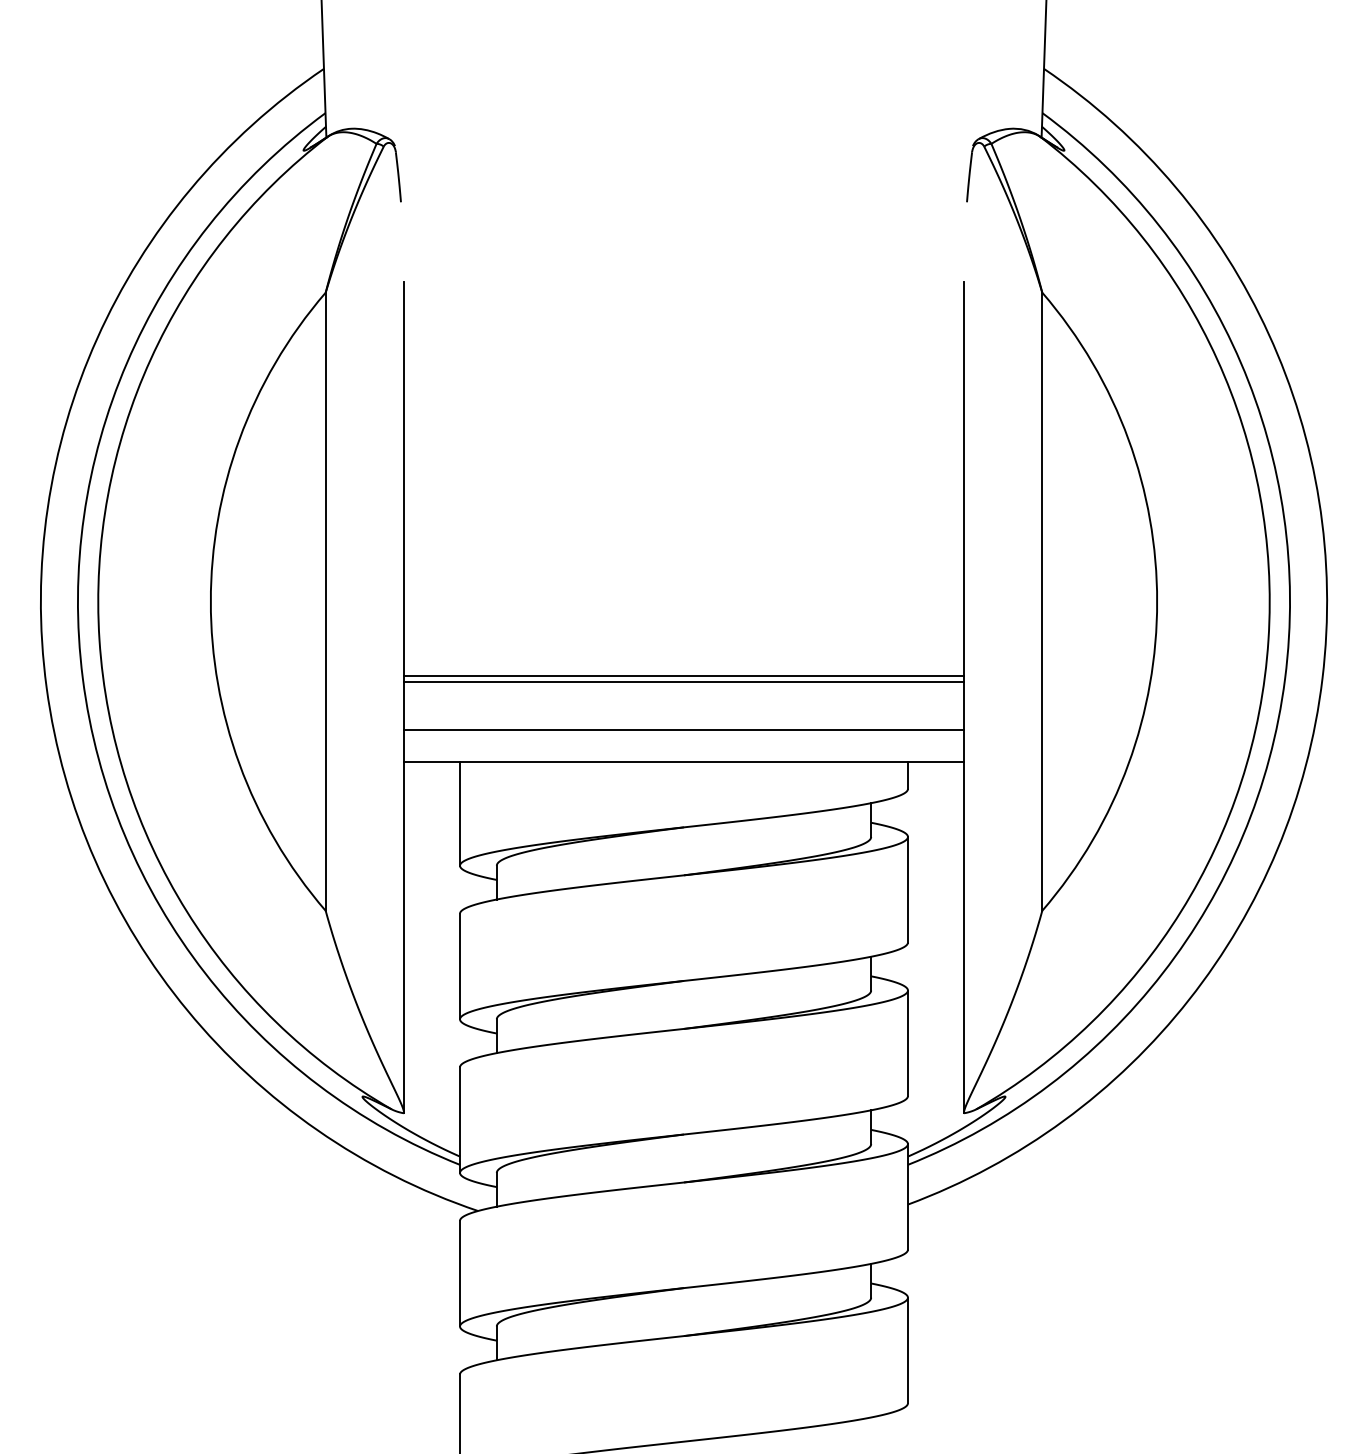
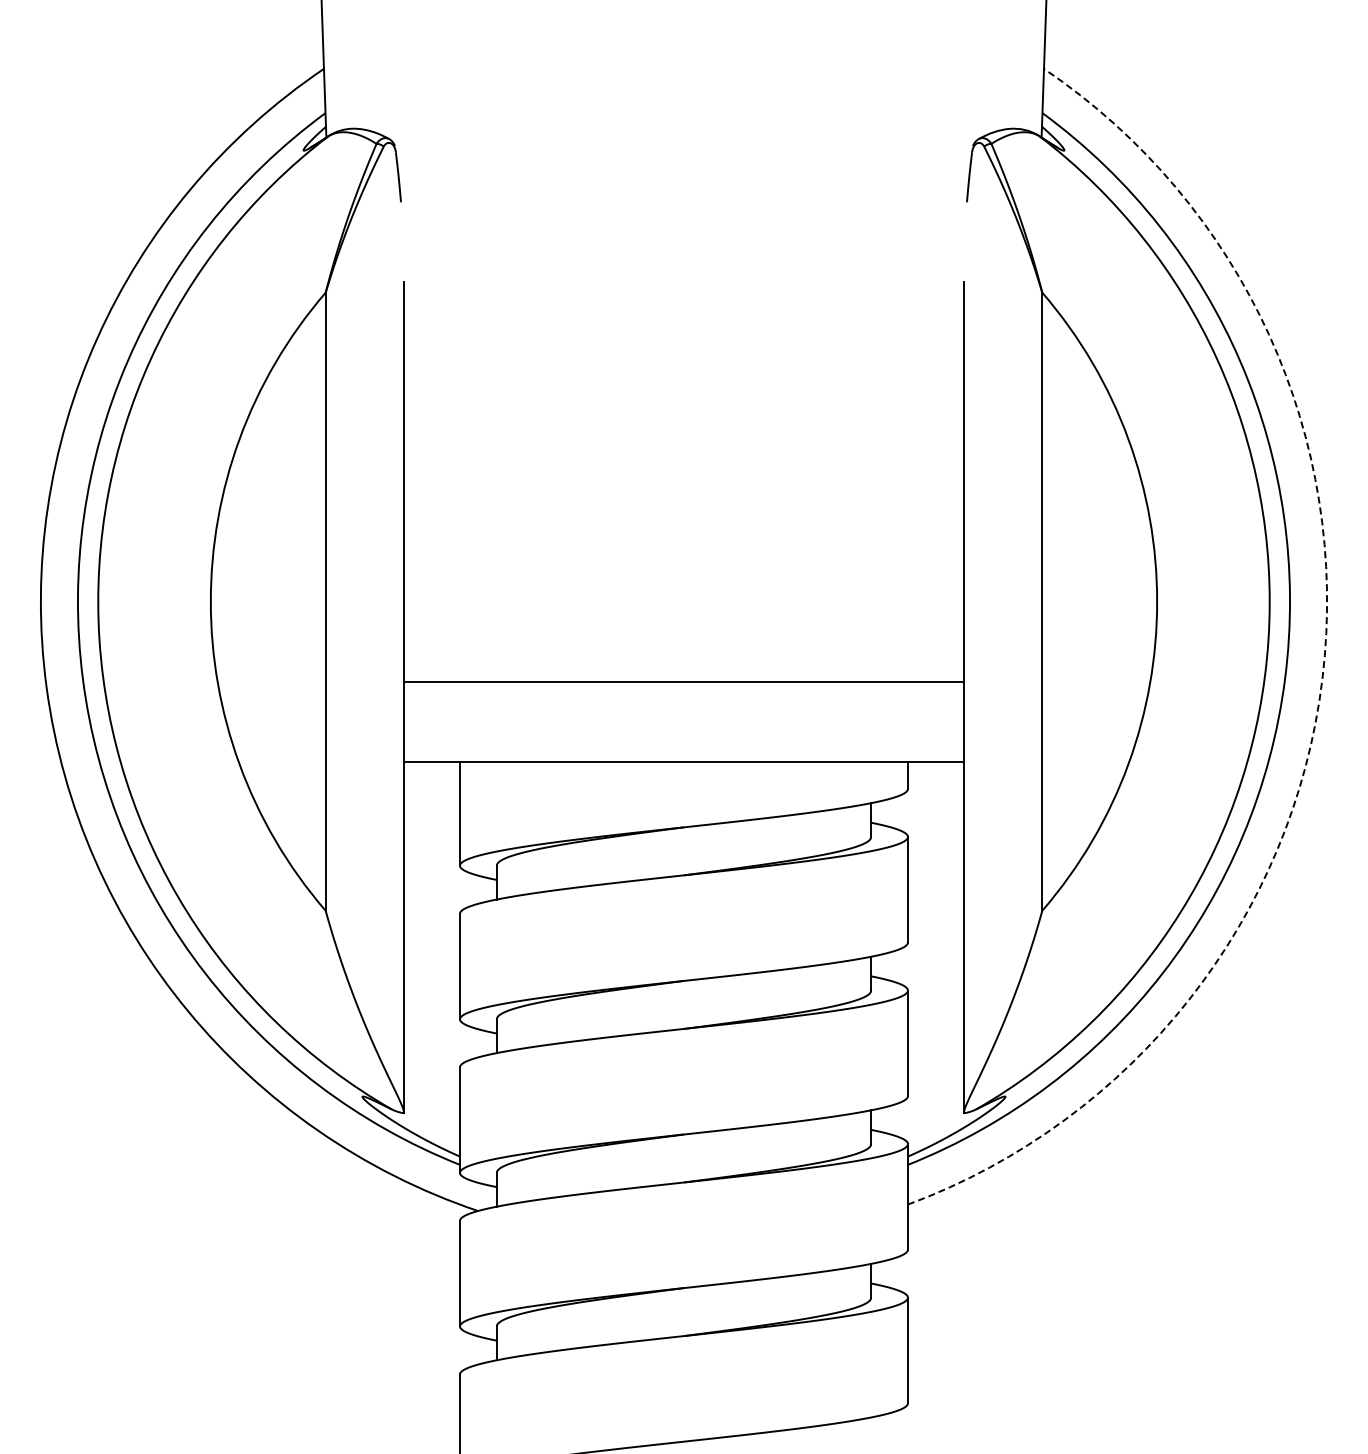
line: present -> none (683, 675)
arc: solid -> dashed (1322, 678)
line: present -> none (683, 729)
